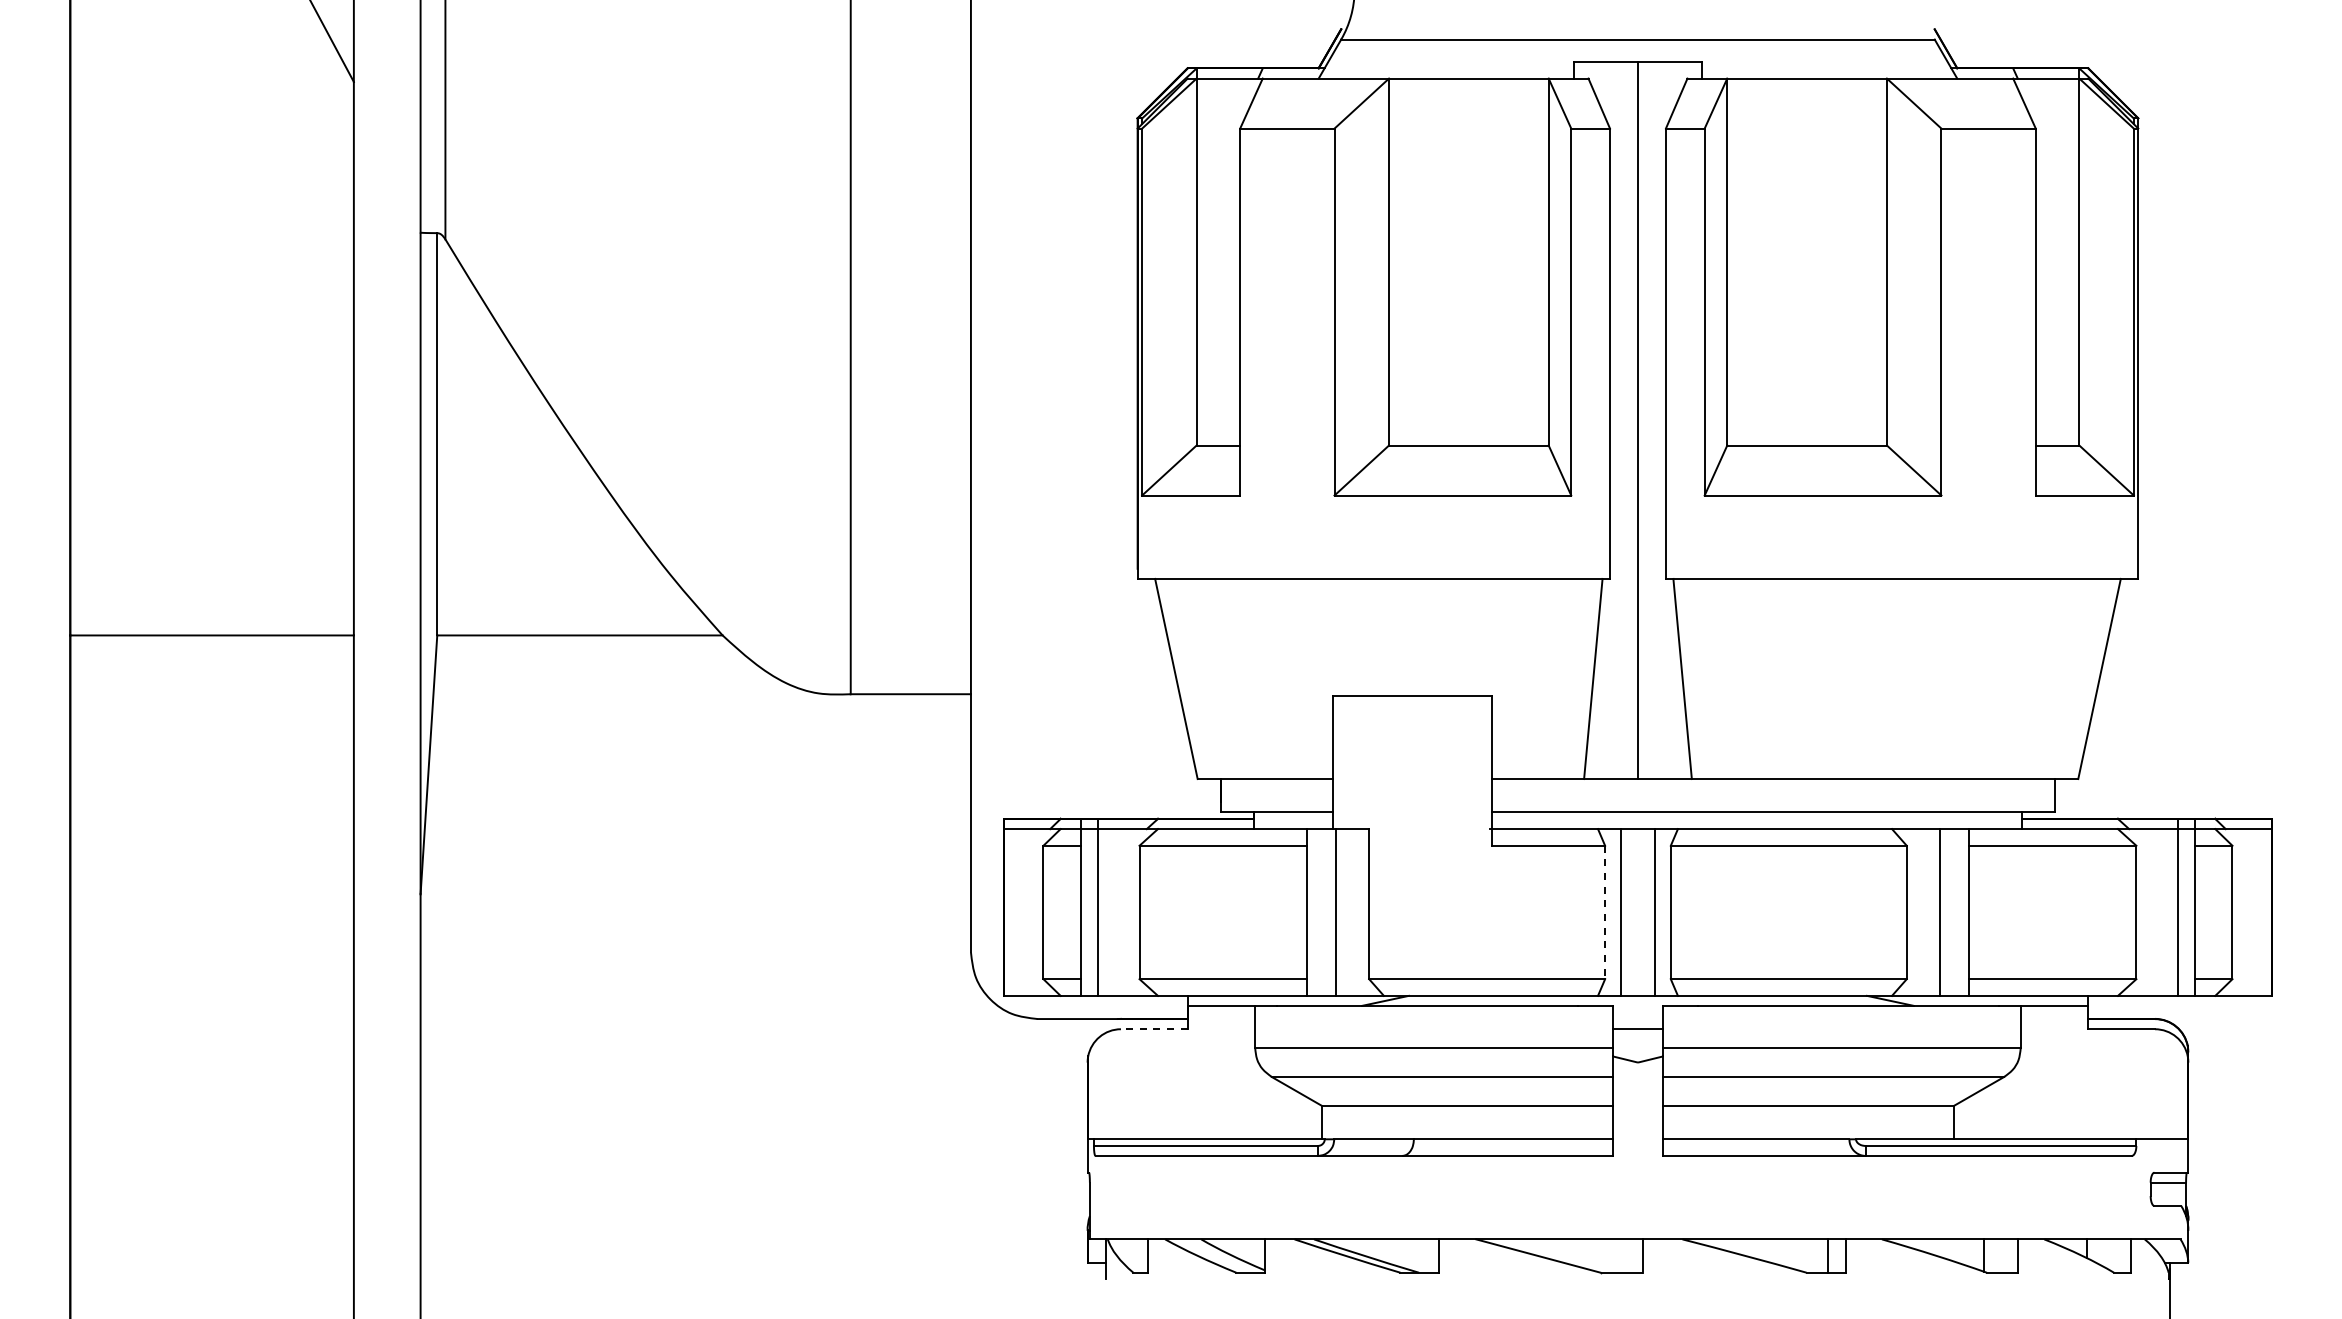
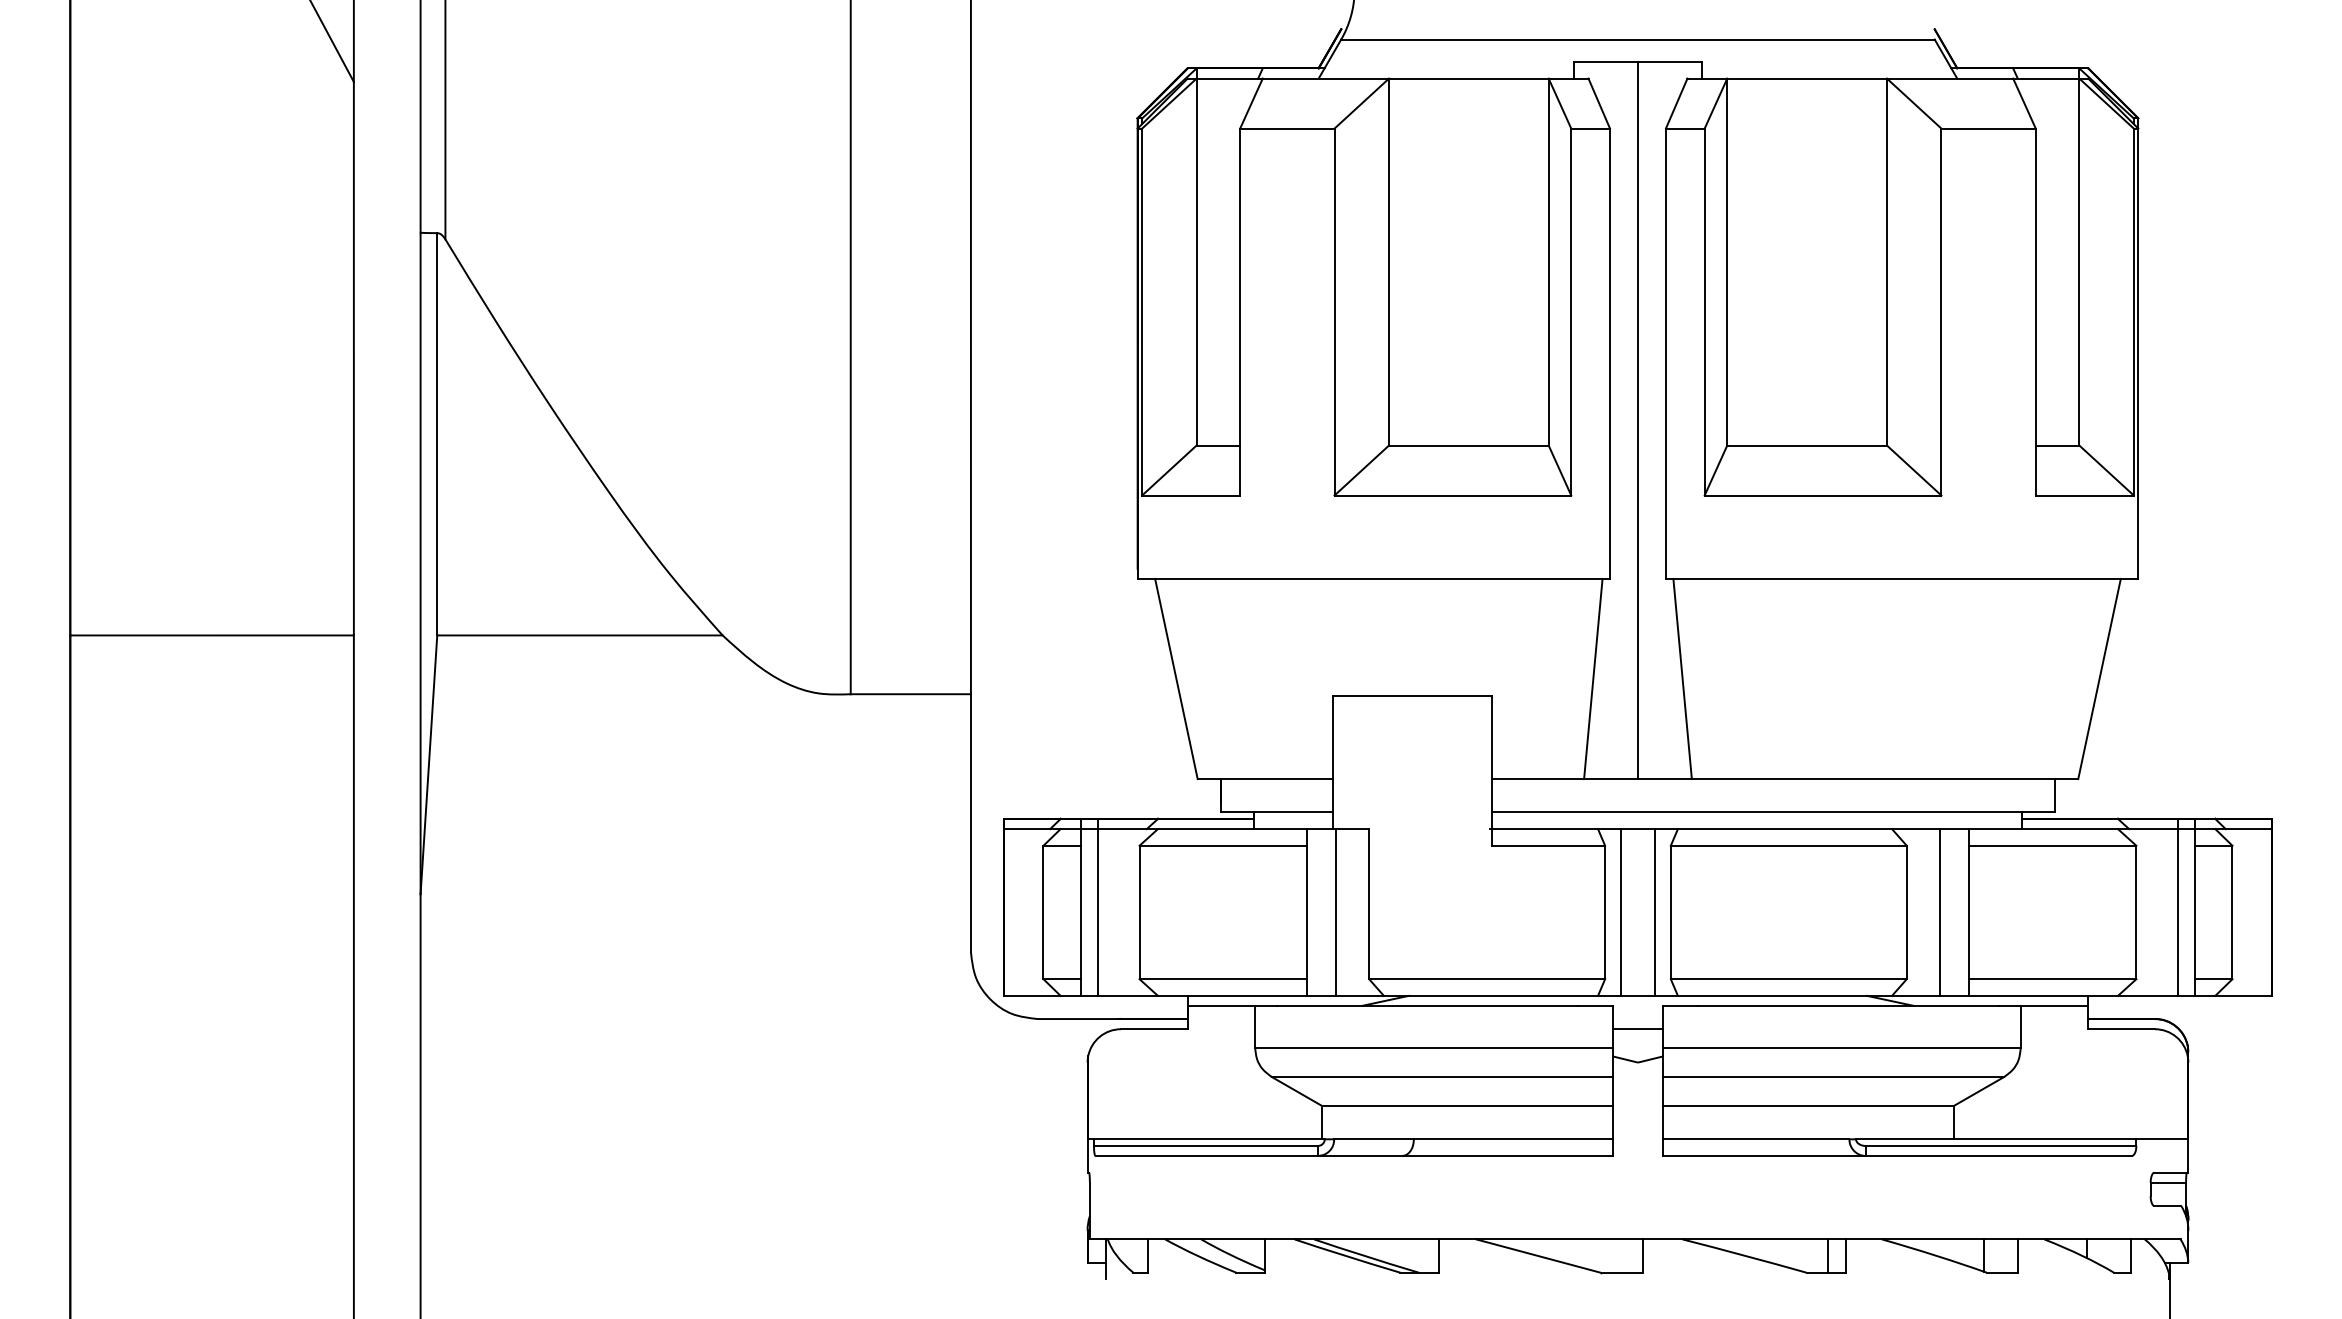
line: dashed -> solid (1605, 912)
line: dashed -> solid (1153, 1029)
